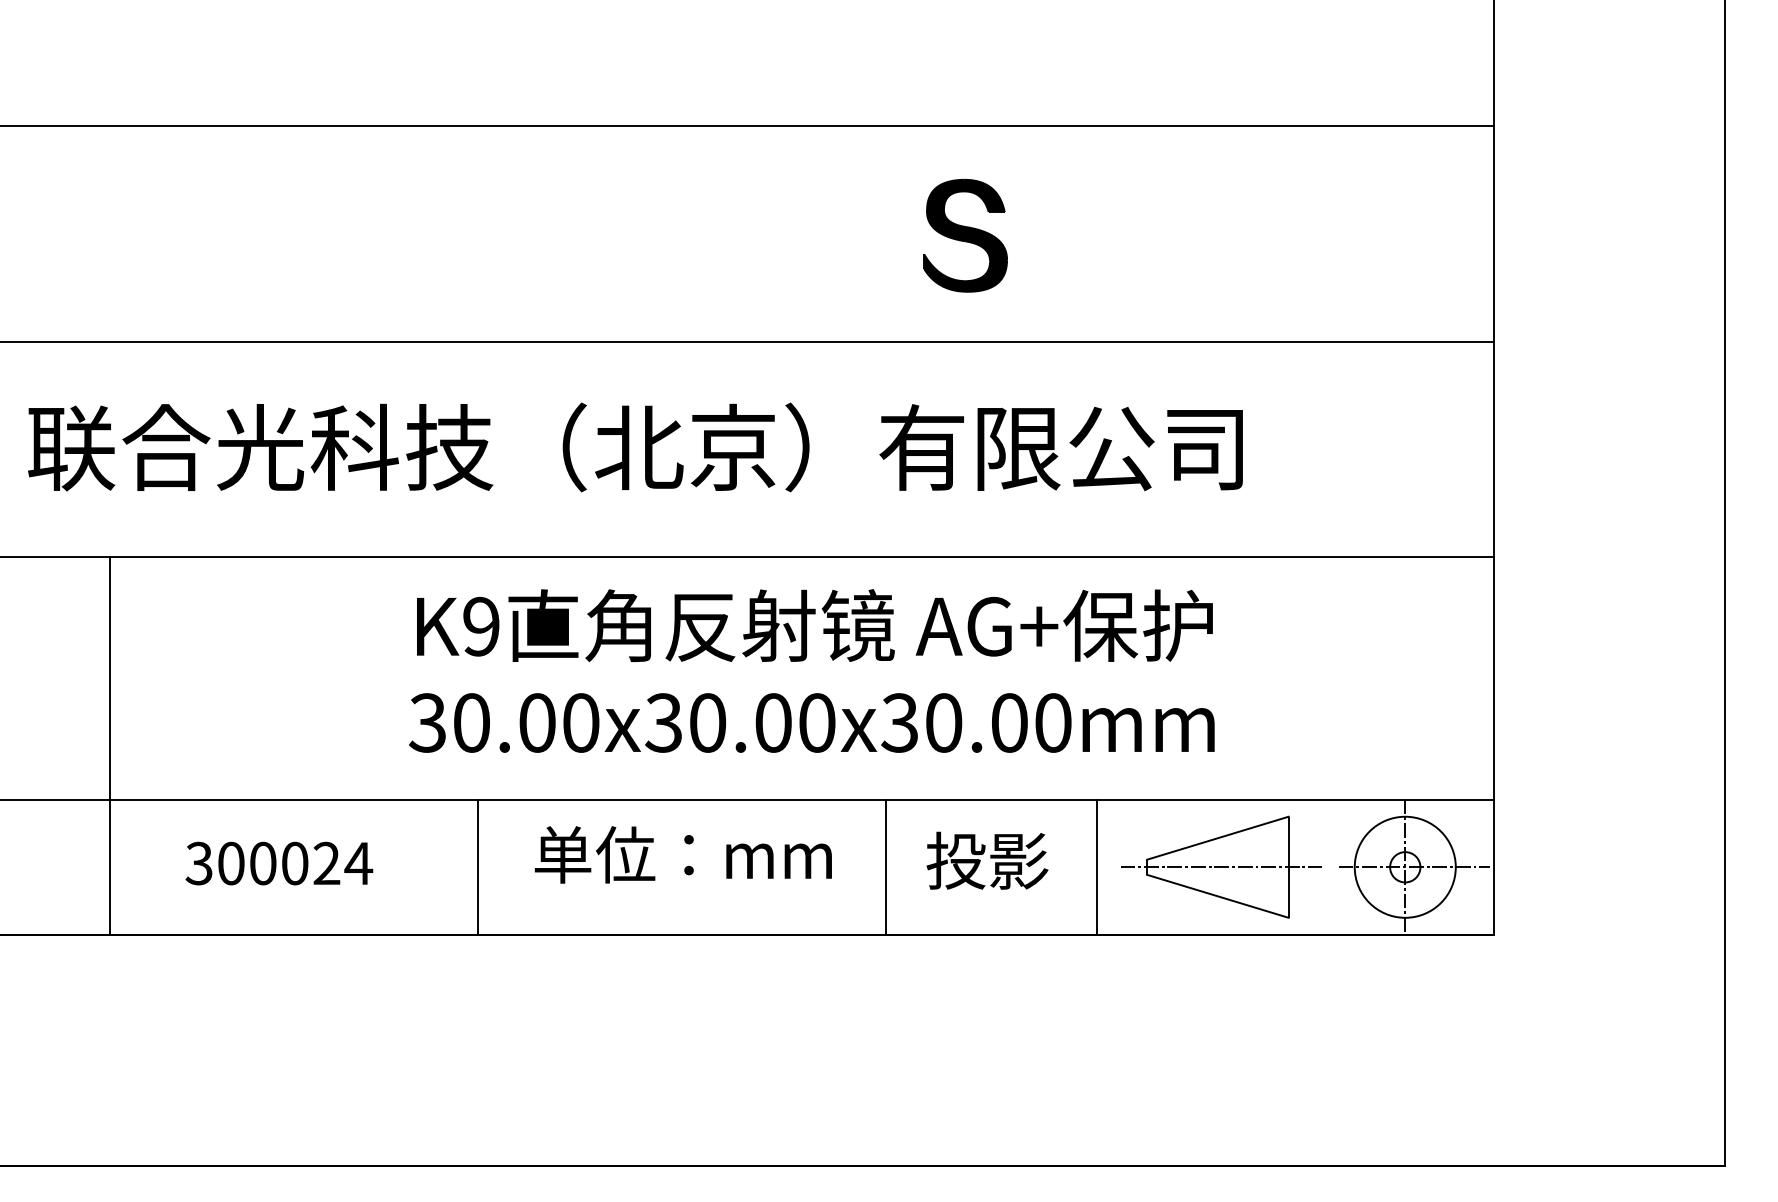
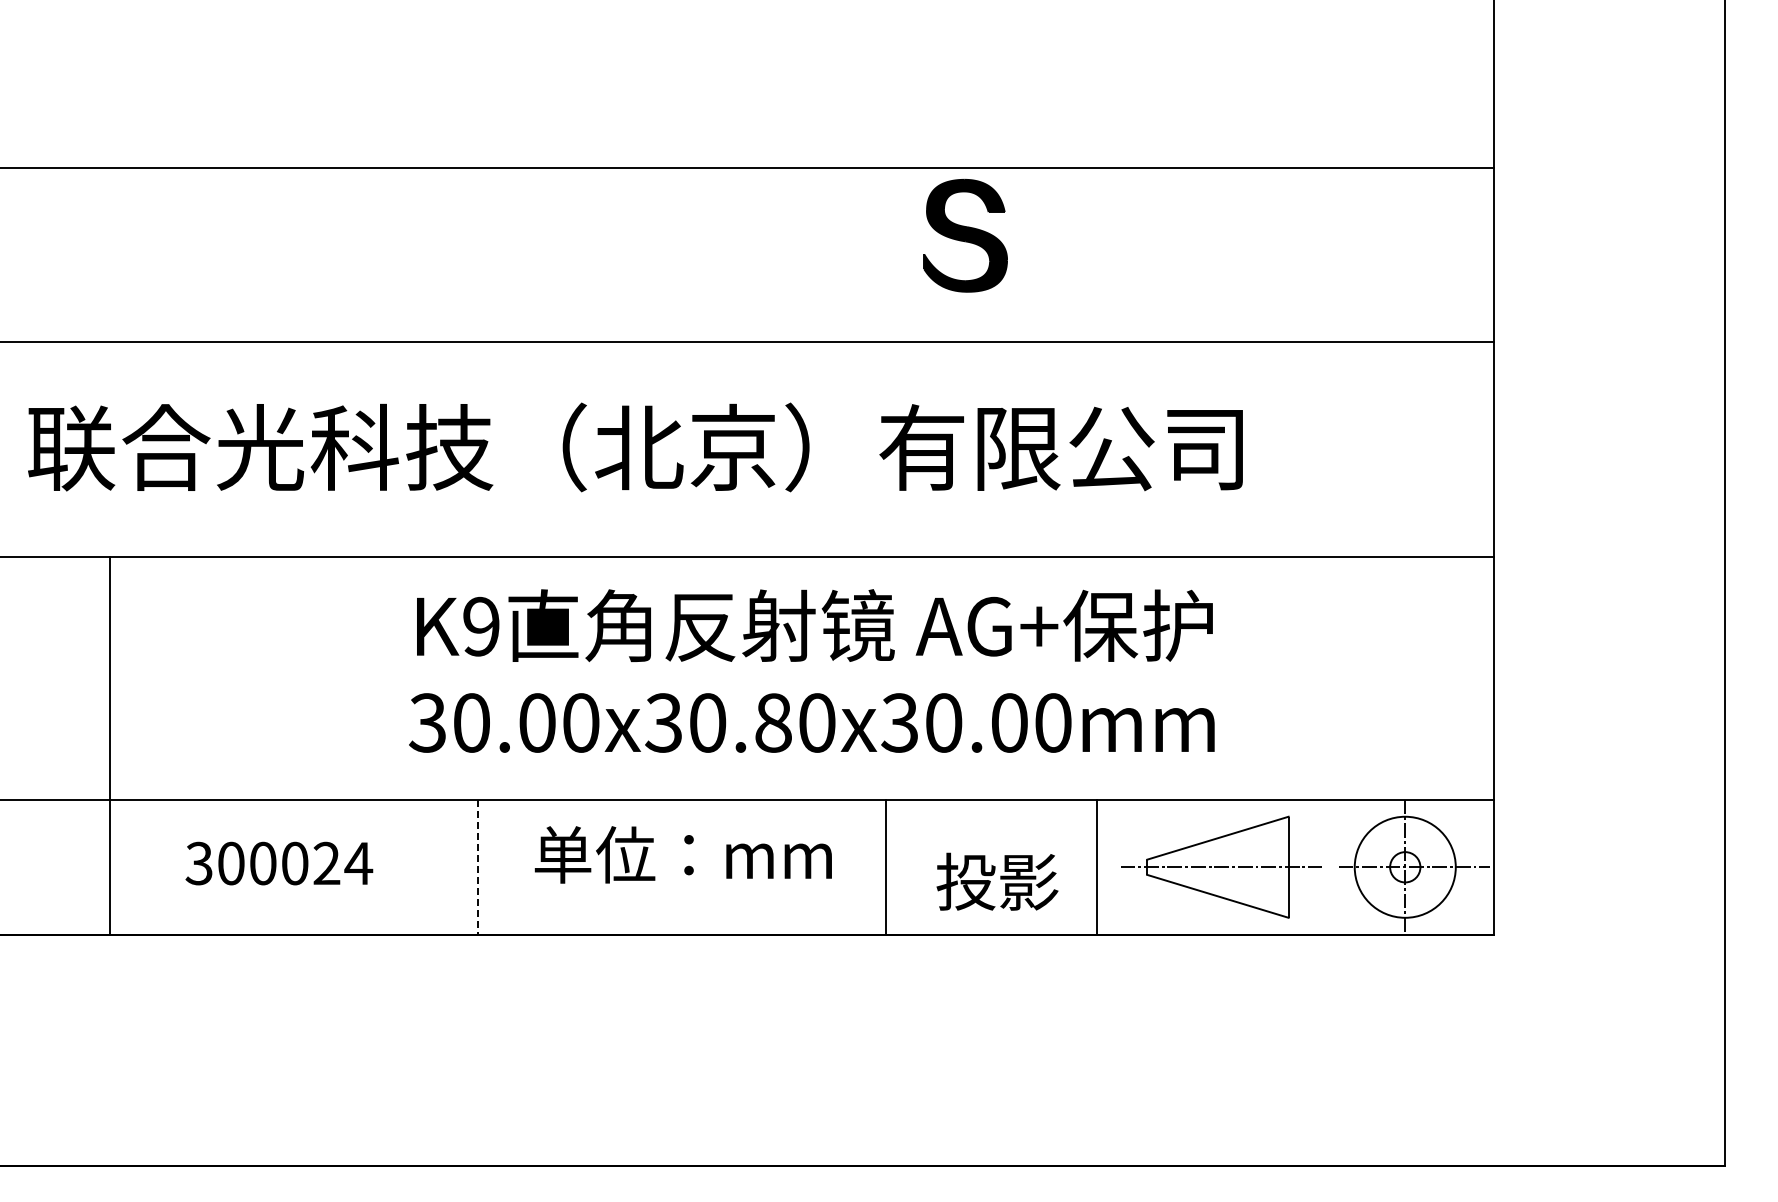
line position: (747, 126) -> (747, 168) (747, 168)
text: ^J30.00x30.00x30.00mm -> ^J30.00x30.80x30.00mm (773, 722)
text position: (987, 860) -> (997, 881) (997, 881)
line: solid -> dashed (478, 867)
